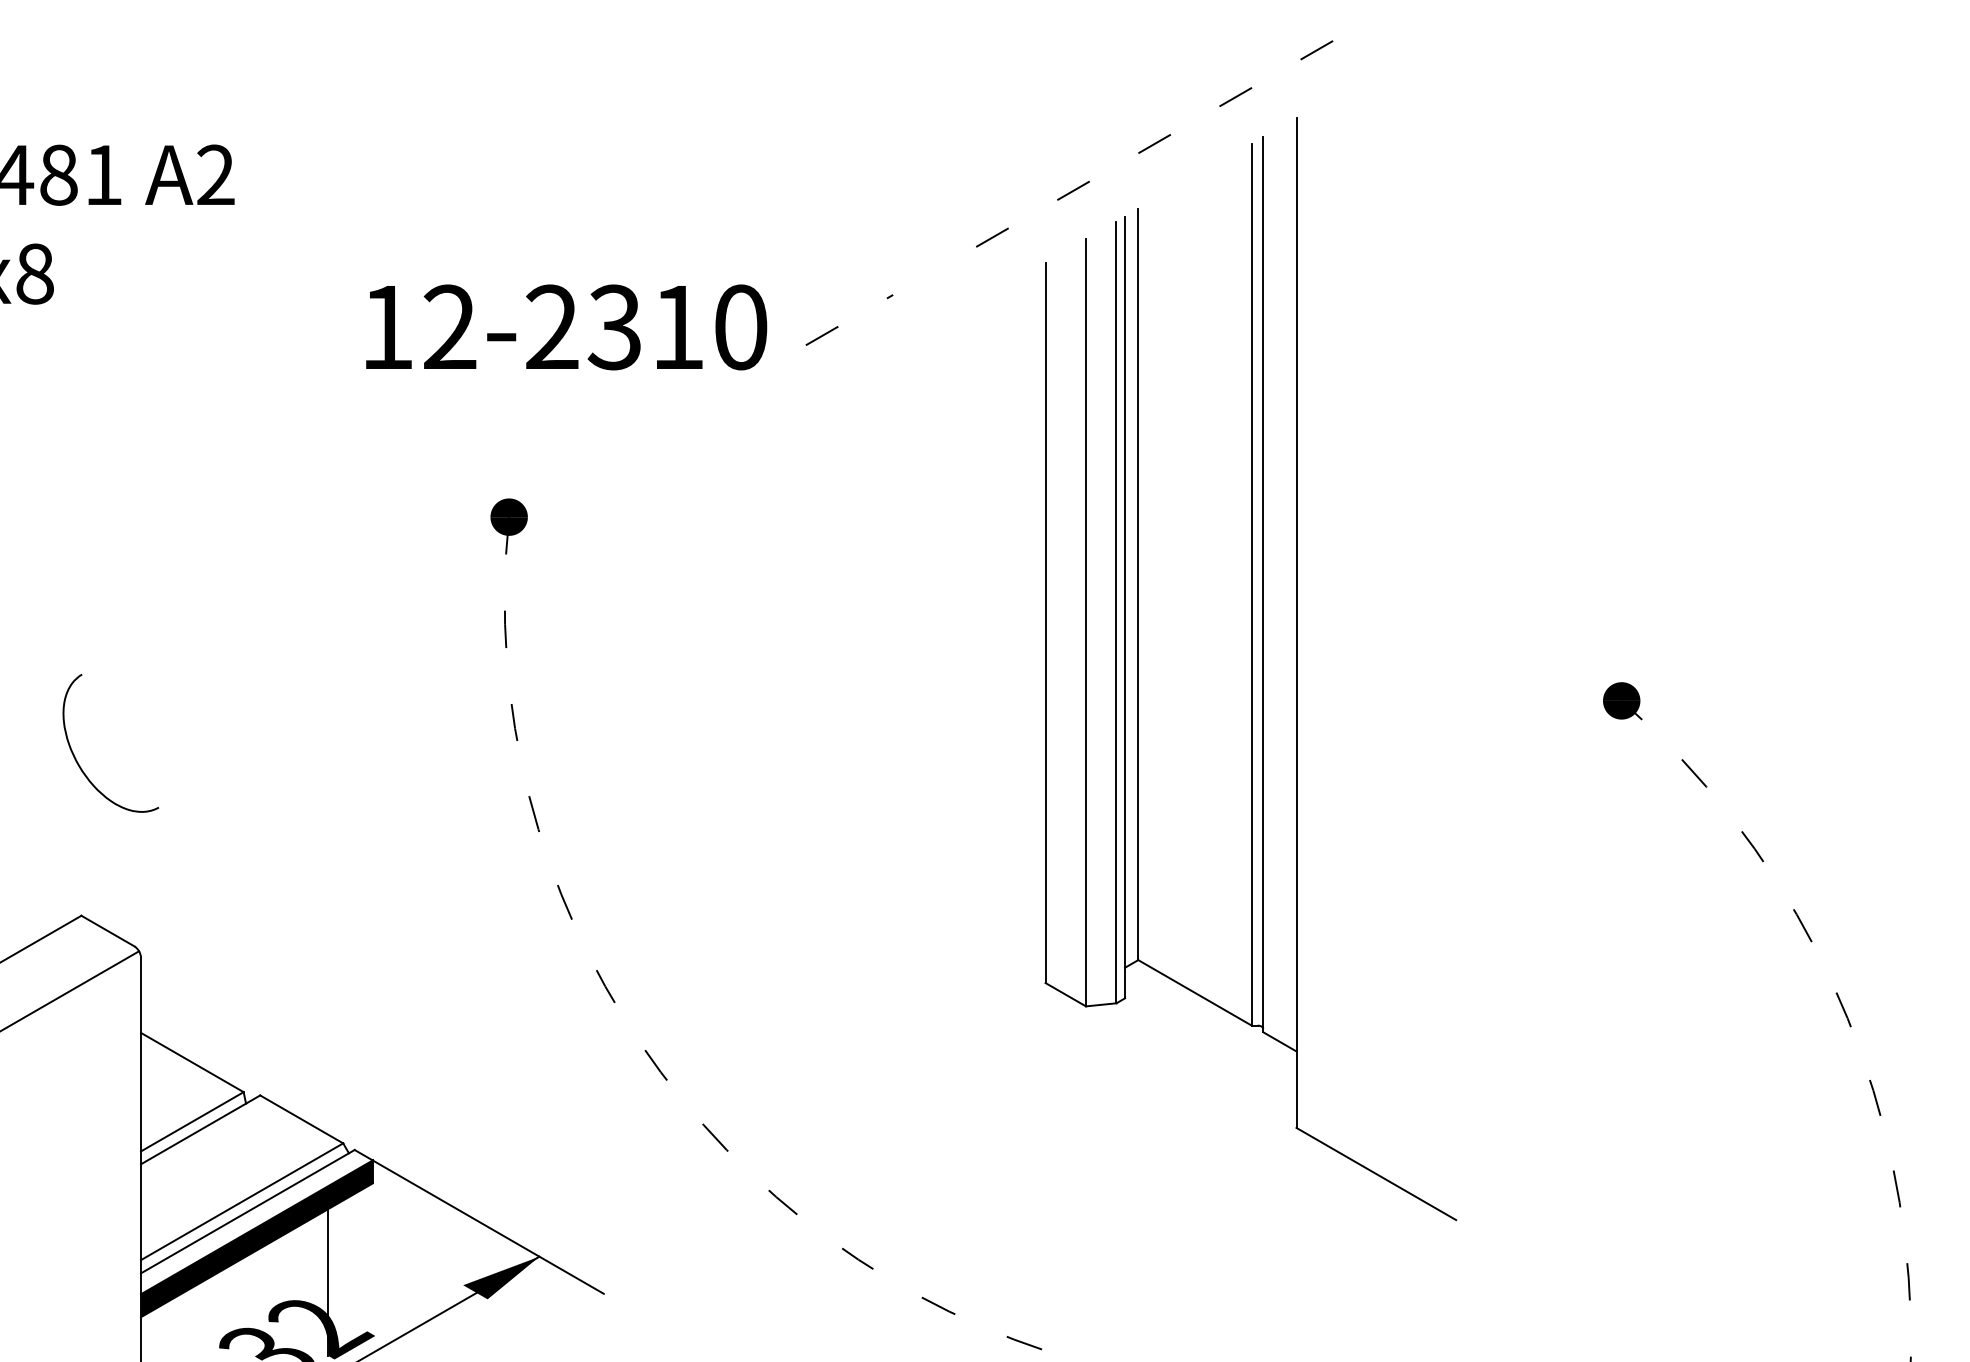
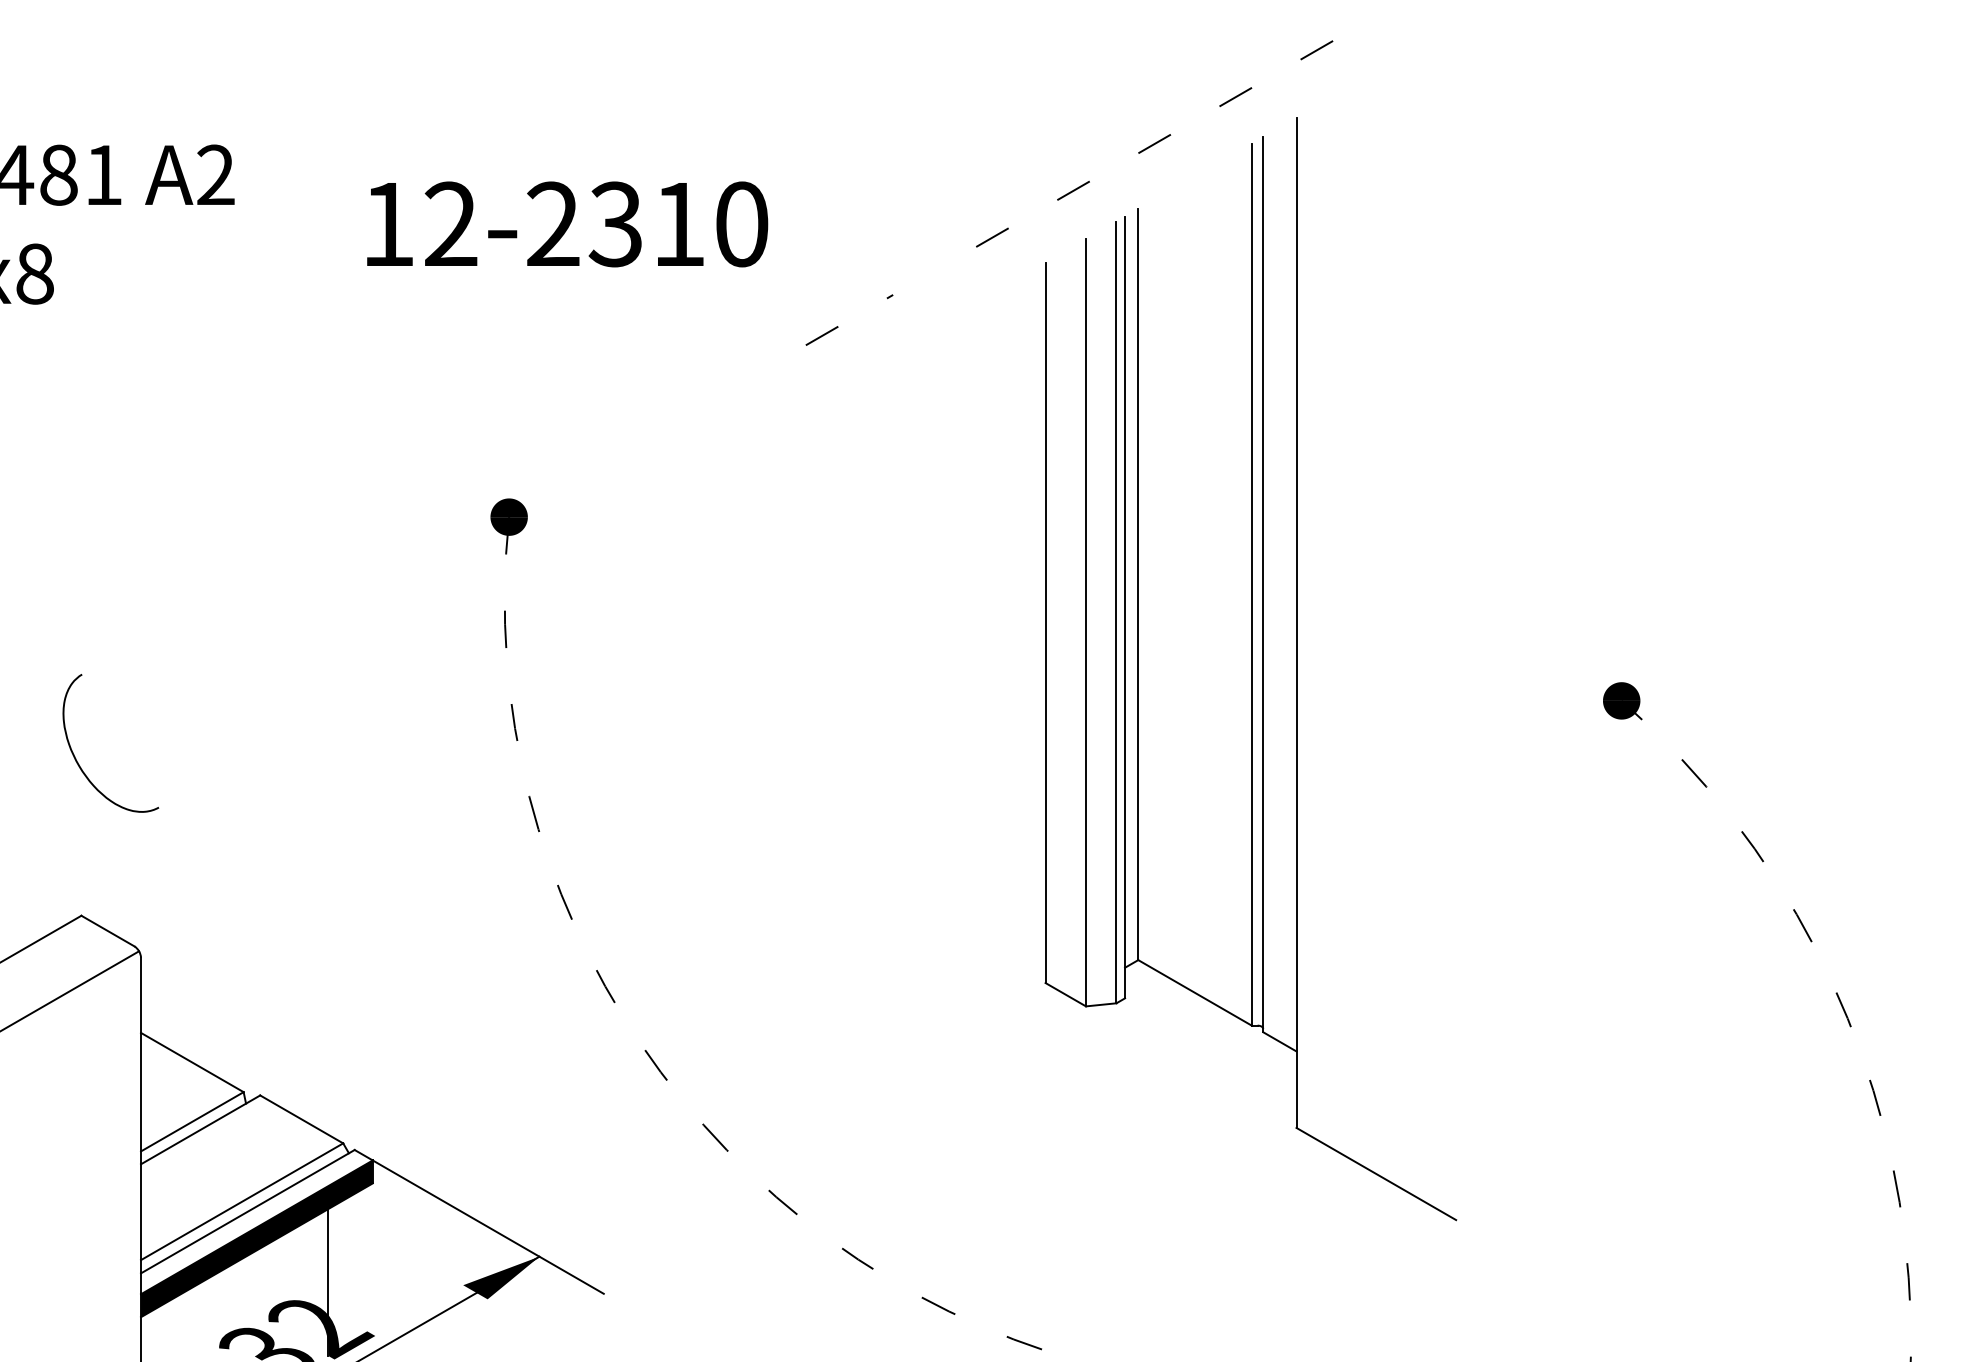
text position: (566, 327) -> (567, 224) (567, 224)
